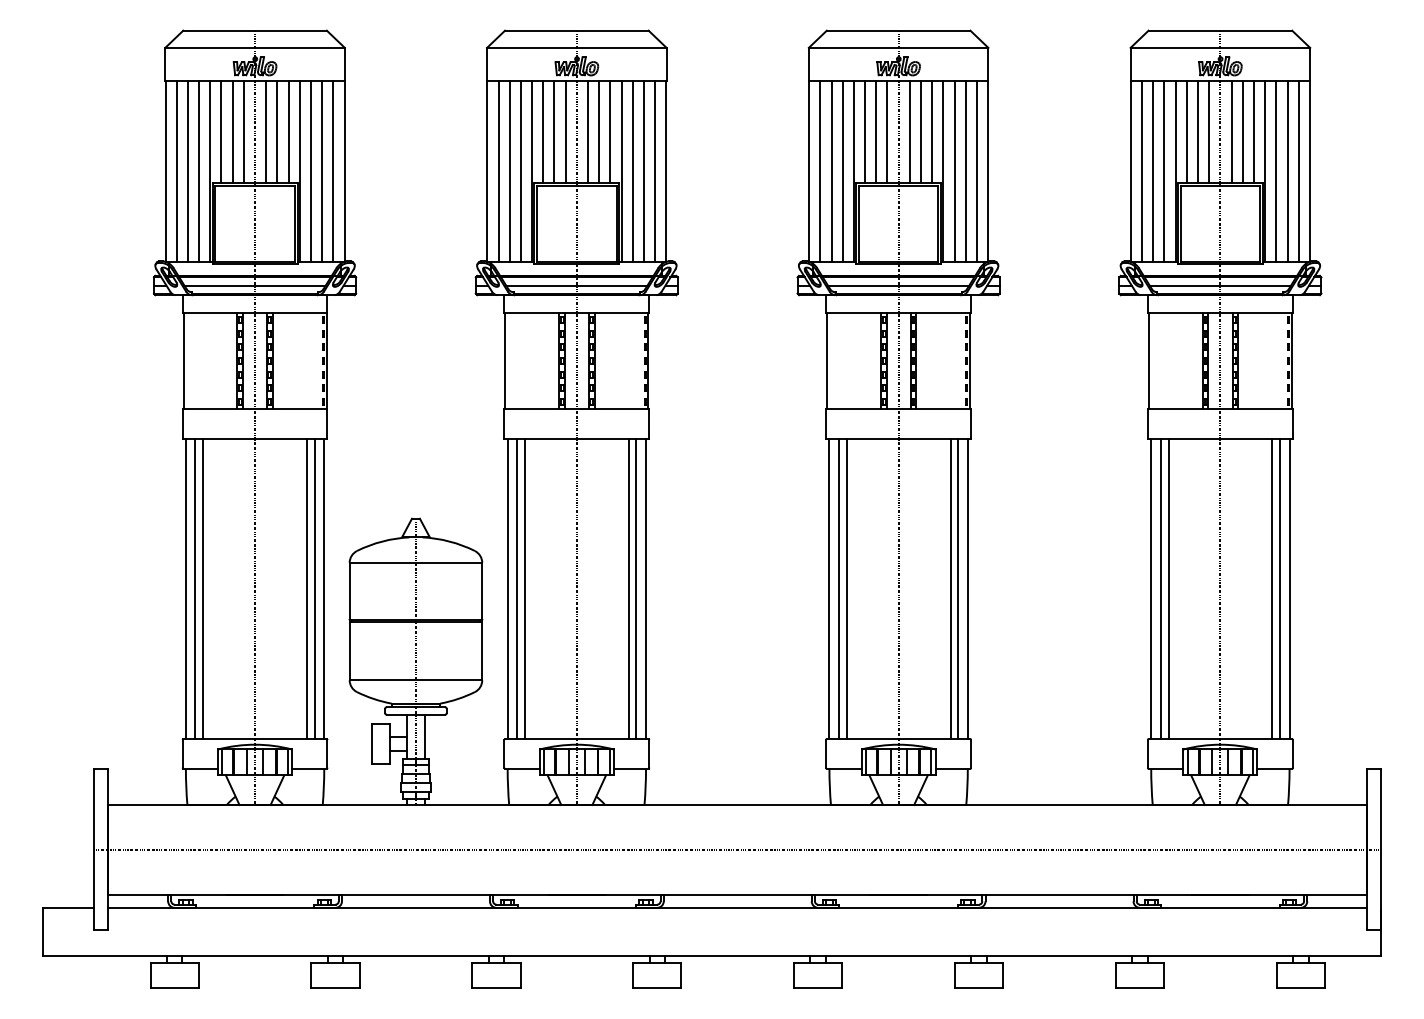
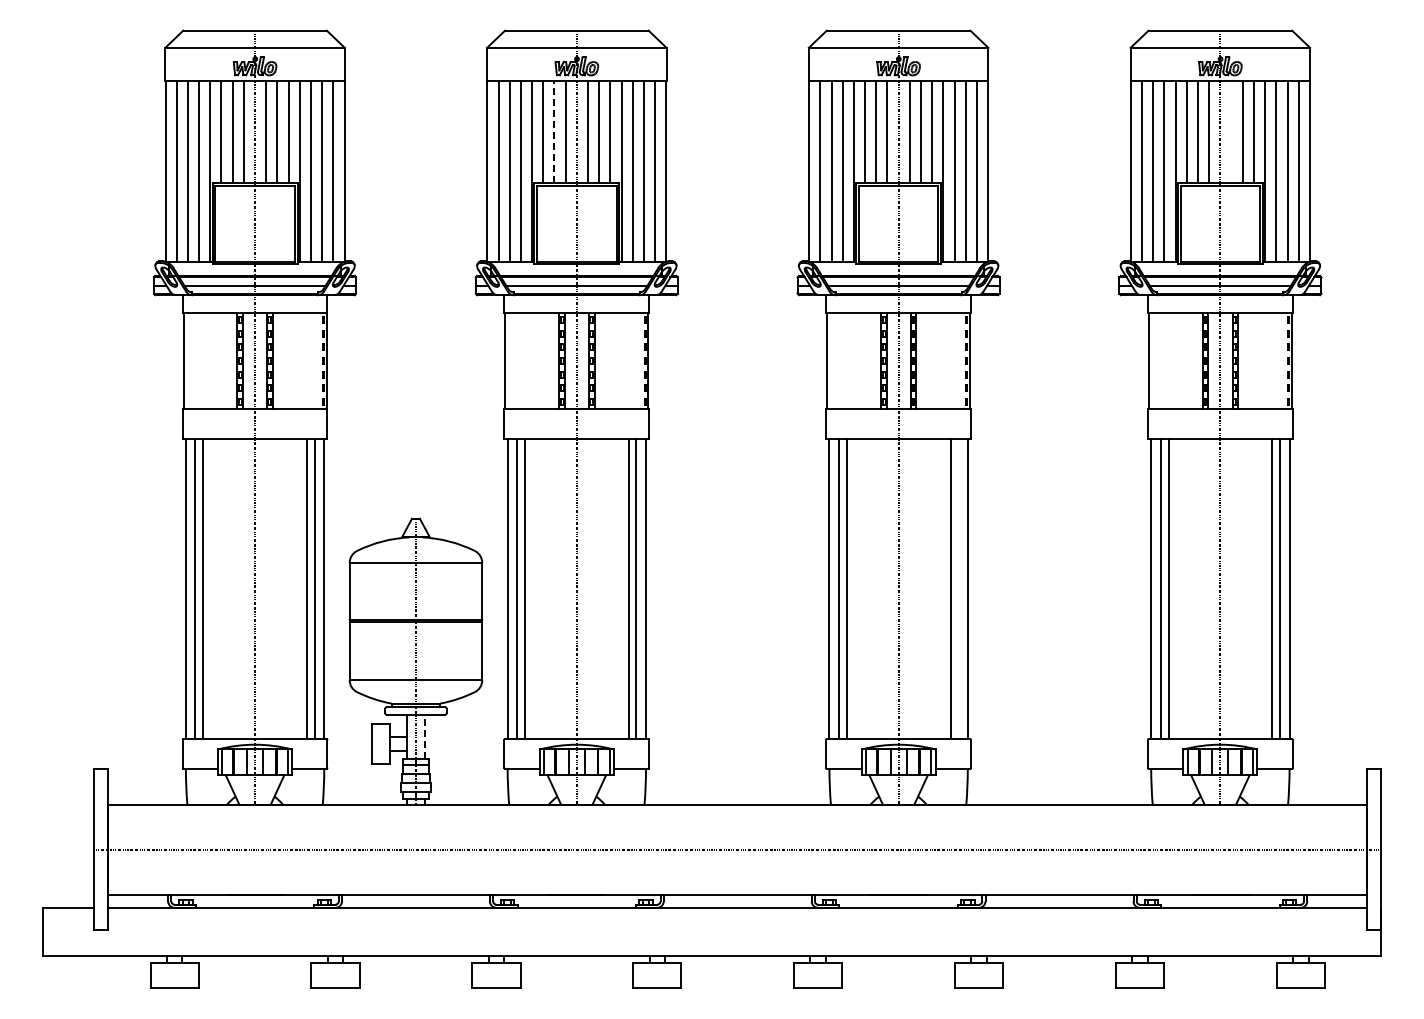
line: solid -> dashed (554, 132)
line: present -> none (1231, 132)
line: present -> none (958, 588)
line: solid -> dashed (424, 736)
